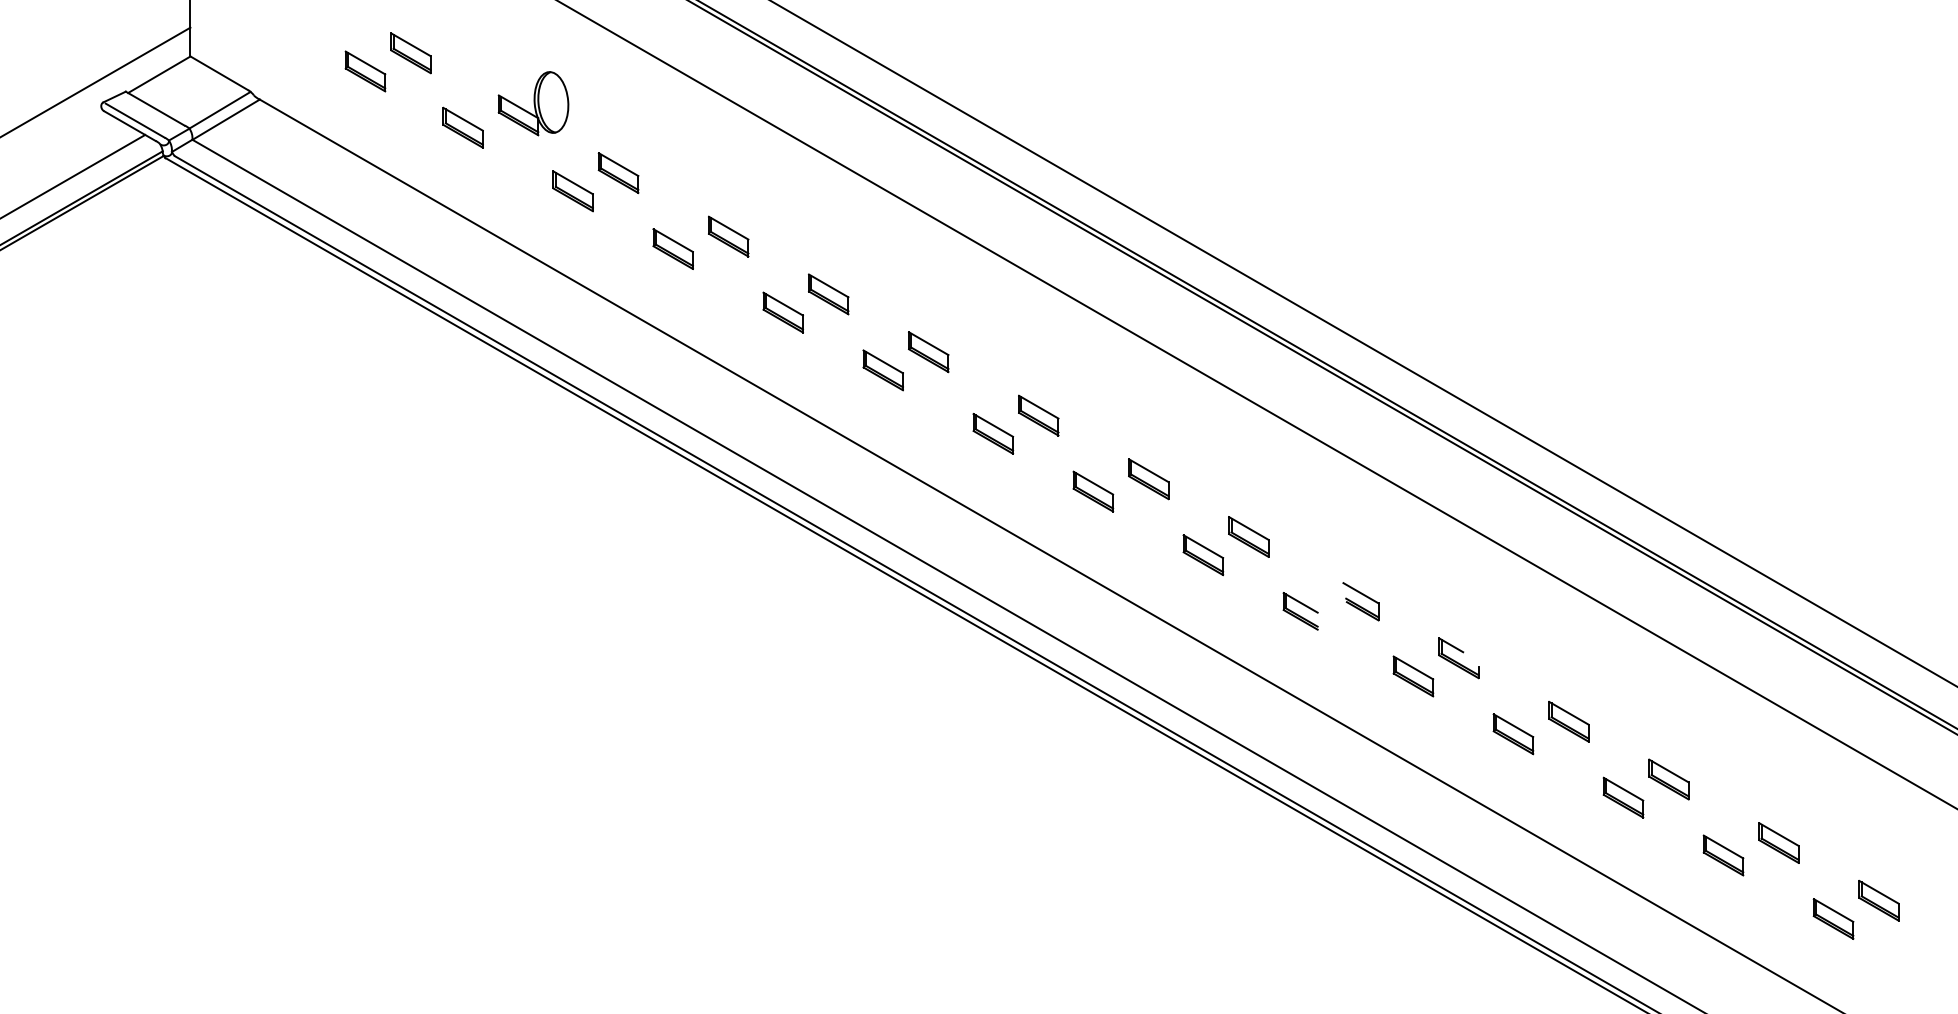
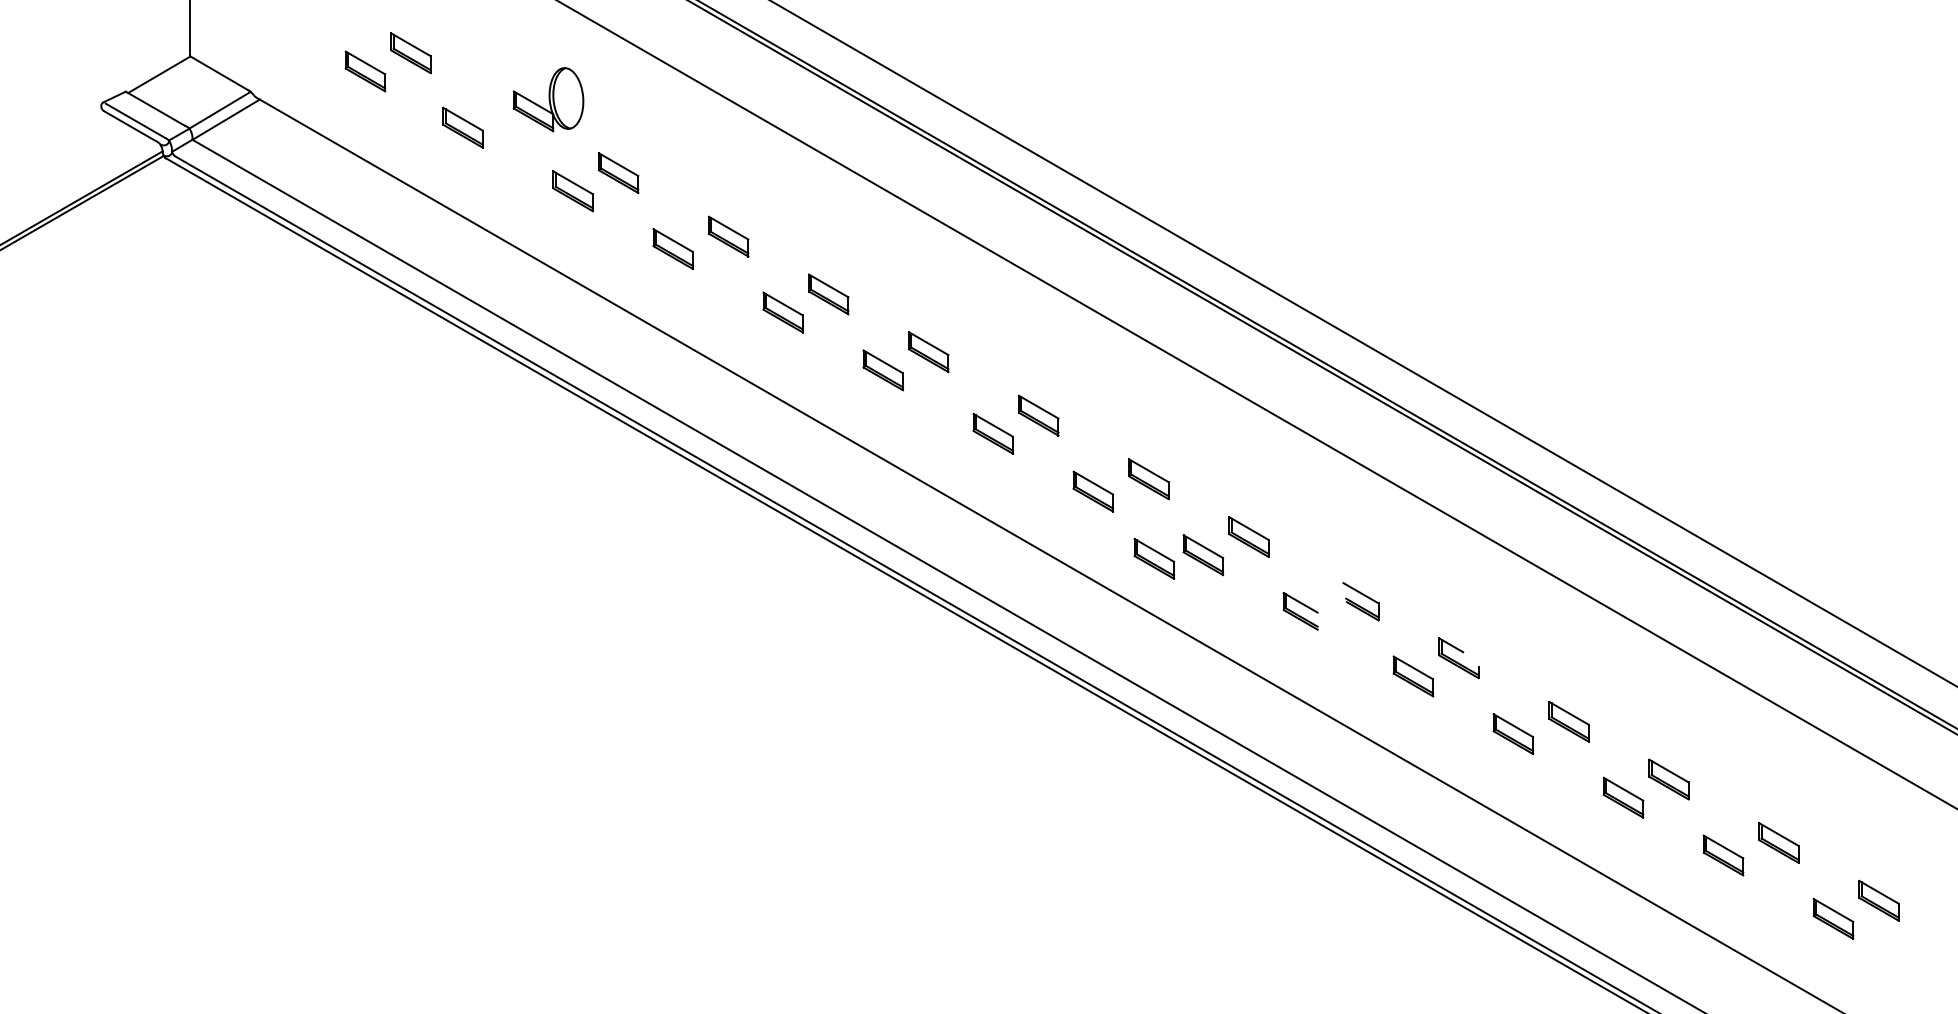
line: present -> none (96, 81)
part position: (533, 103) -> (548, 99) (548, 99)
line: present -> none (73, 175)
part: none -> present (1154, 558)
